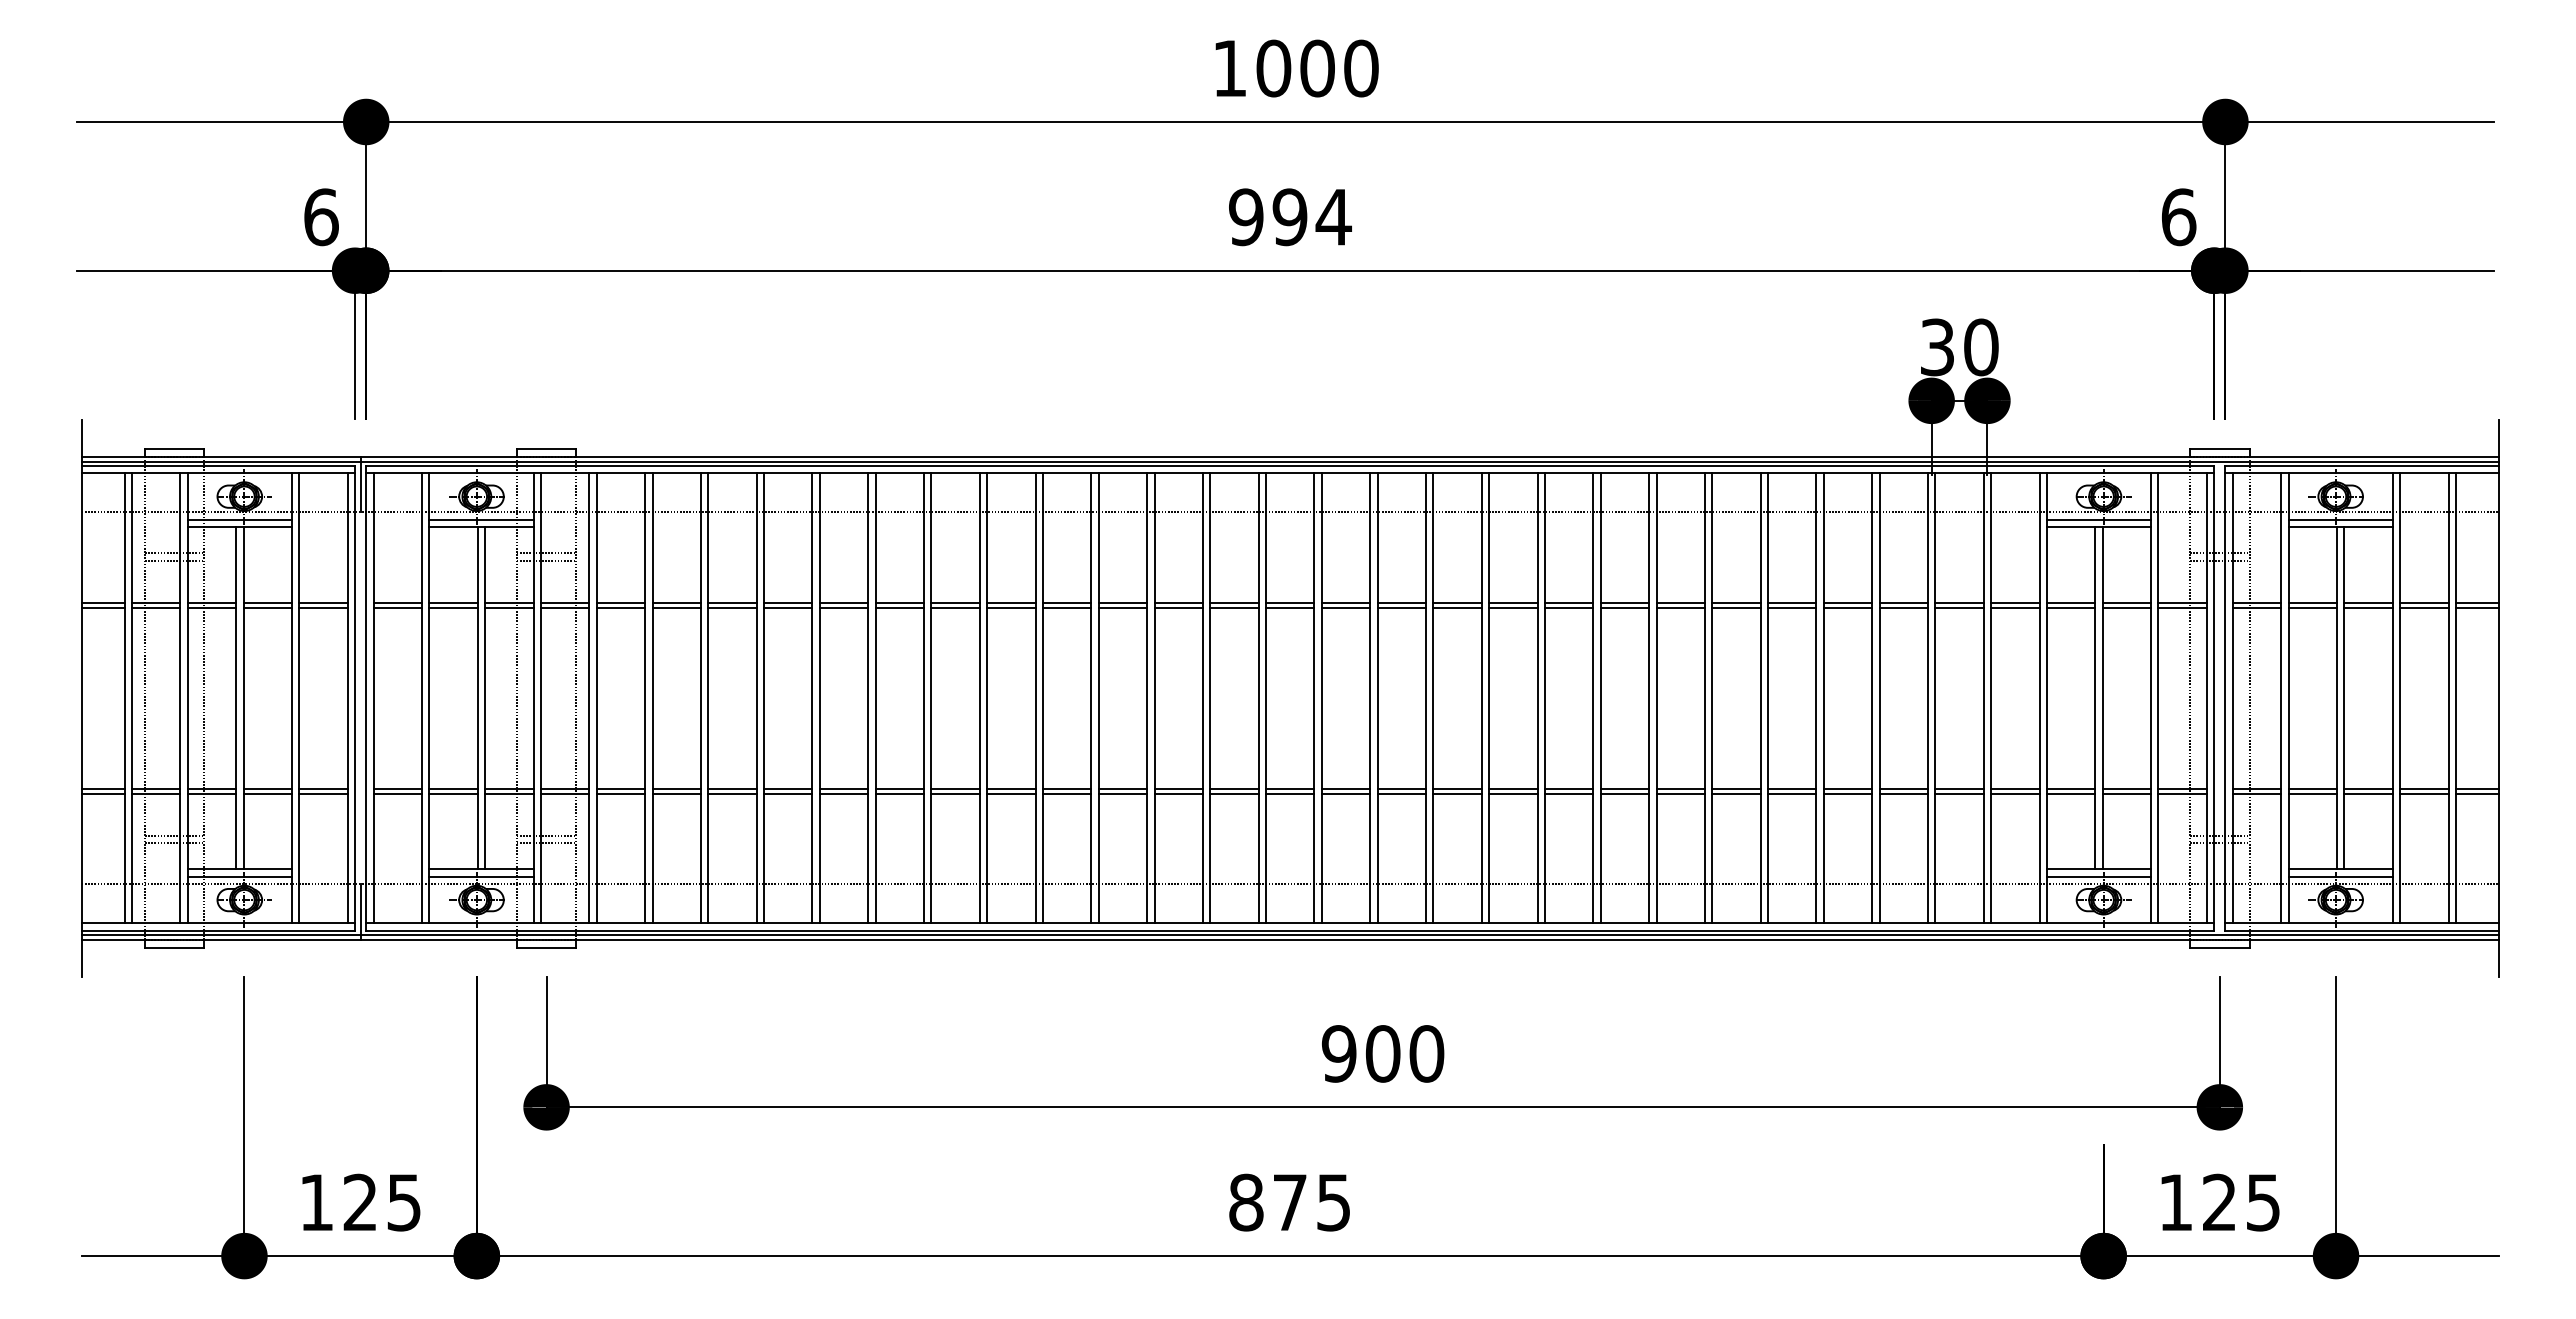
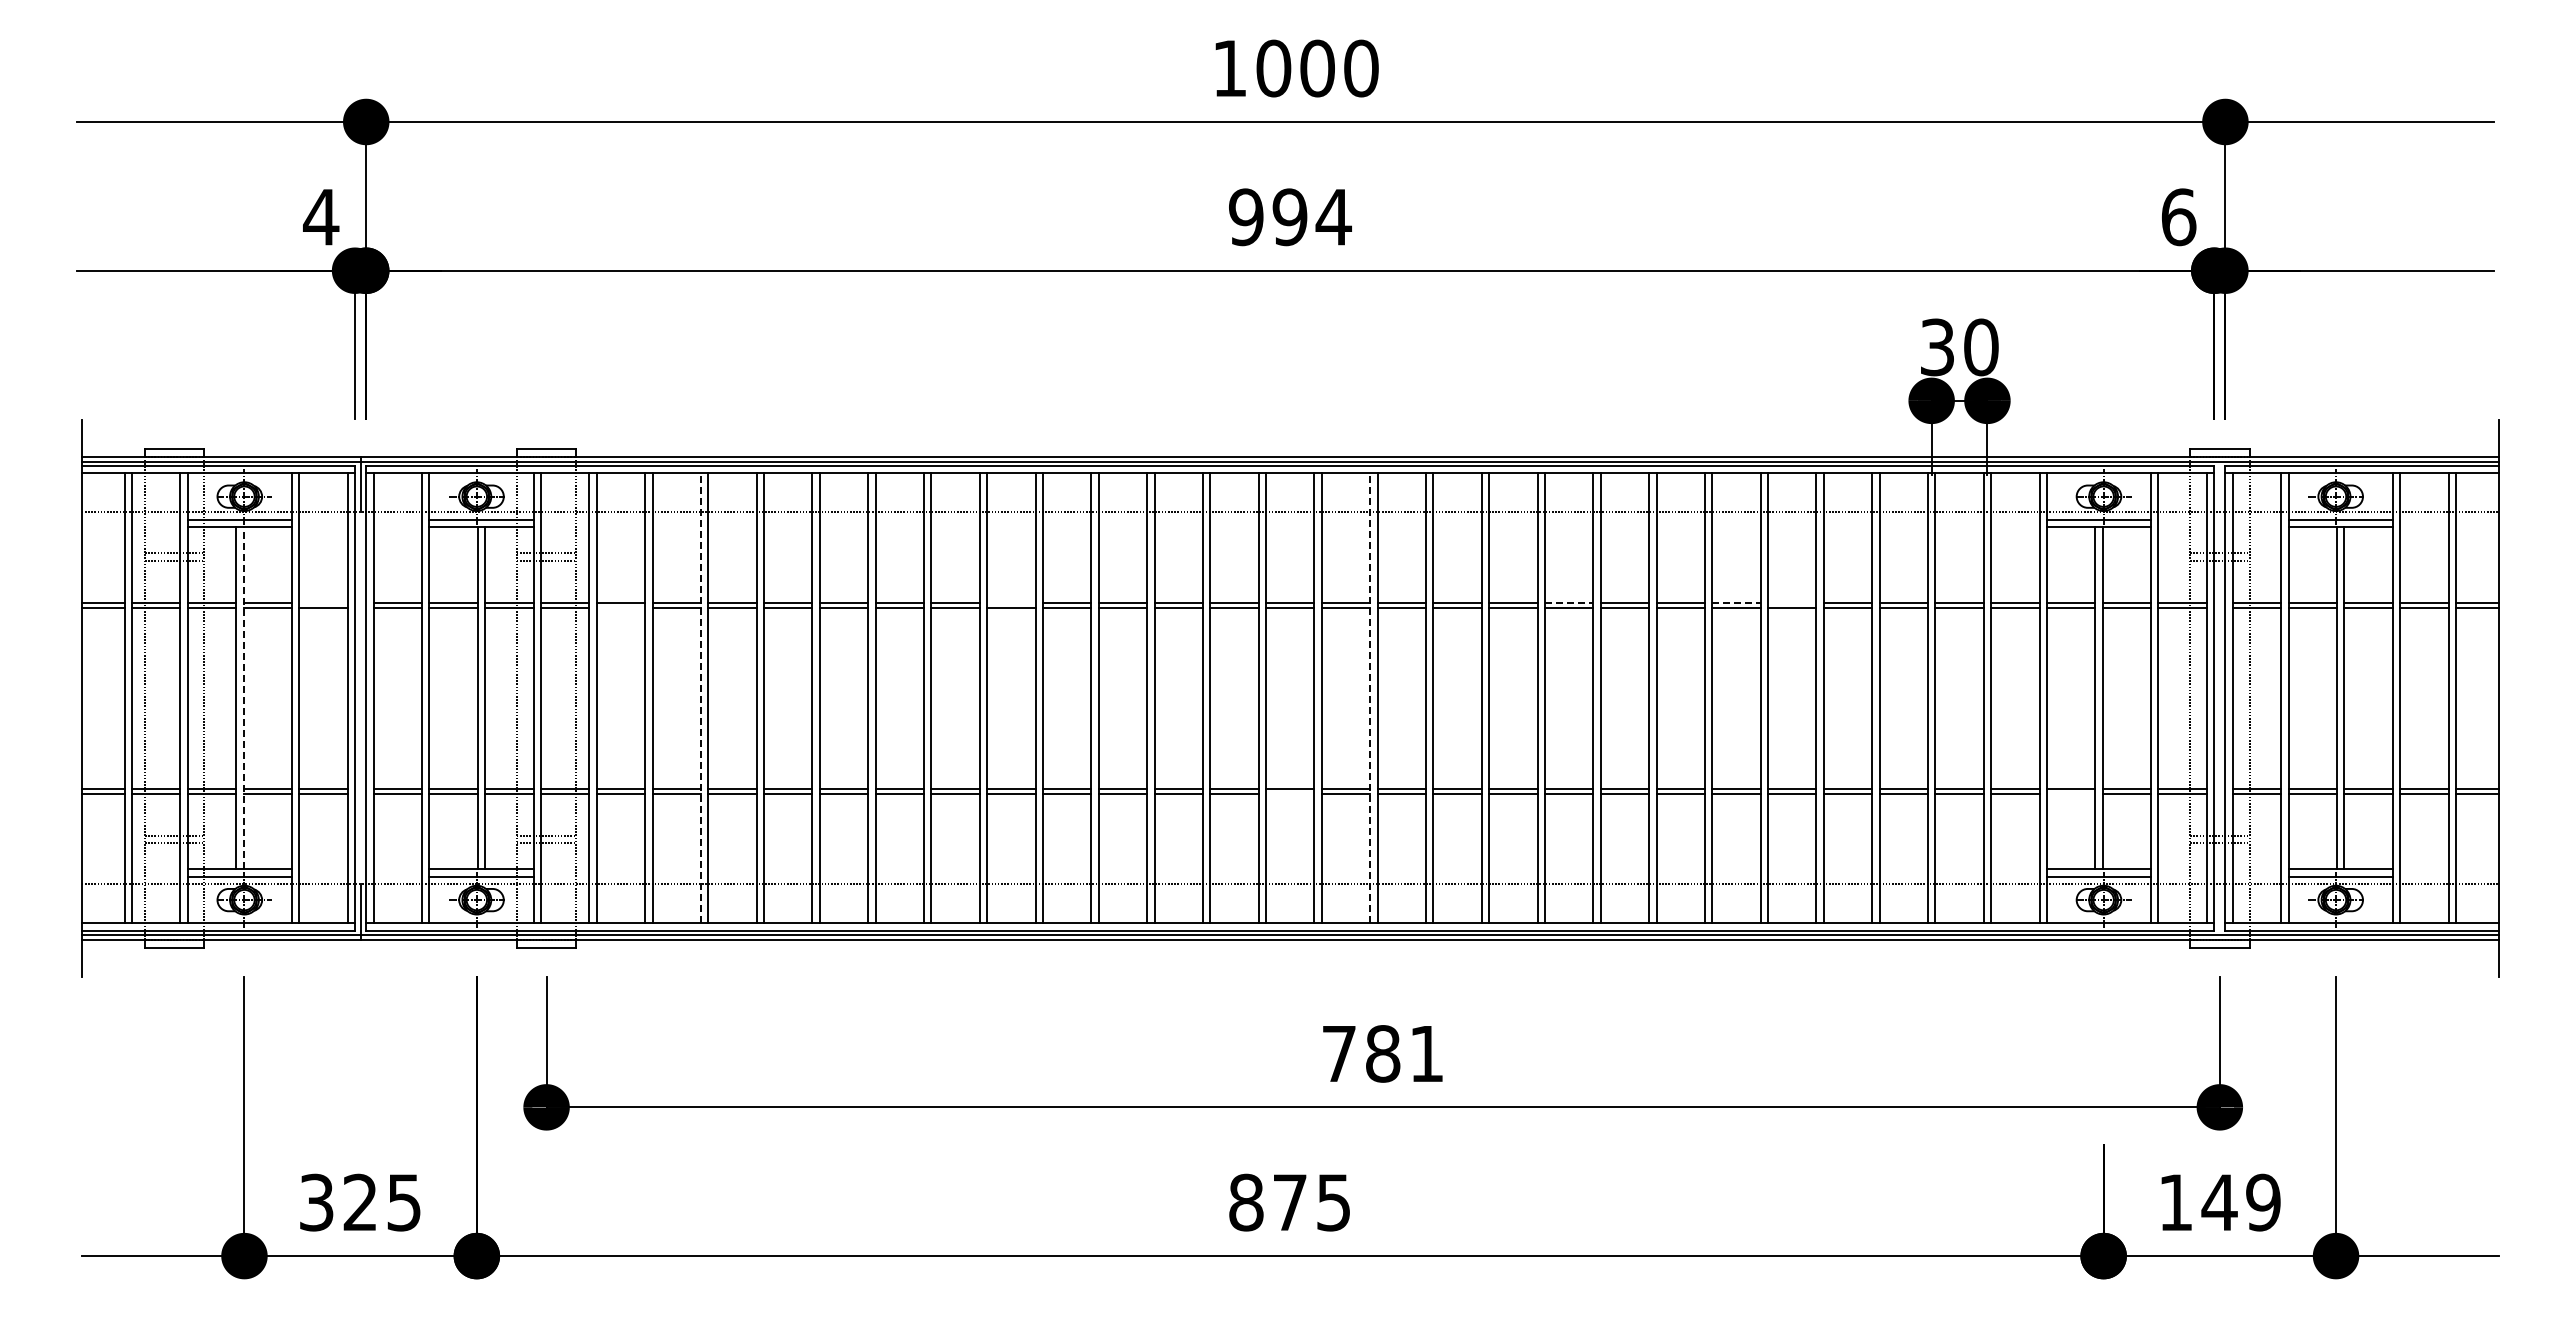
text: 6 -> 4 (321, 217)
line: present -> none (323, 602)
line: present -> none (1011, 602)
line: solid -> dashed (1569, 602)
line: solid -> dashed (1736, 602)
line: present -> none (1792, 602)
line: present -> none (620, 608)
line: solid -> dashed (243, 697)
line: solid -> dashed (700, 698)
line: solid -> dashed (1370, 698)
line: present -> none (1290, 794)
line: present -> none (2070, 794)
text: 900 -> 781 (1382, 1053)
text: 125 -> 325 (316, 1202)
text: 125 -> 149 (2240, 1202)
